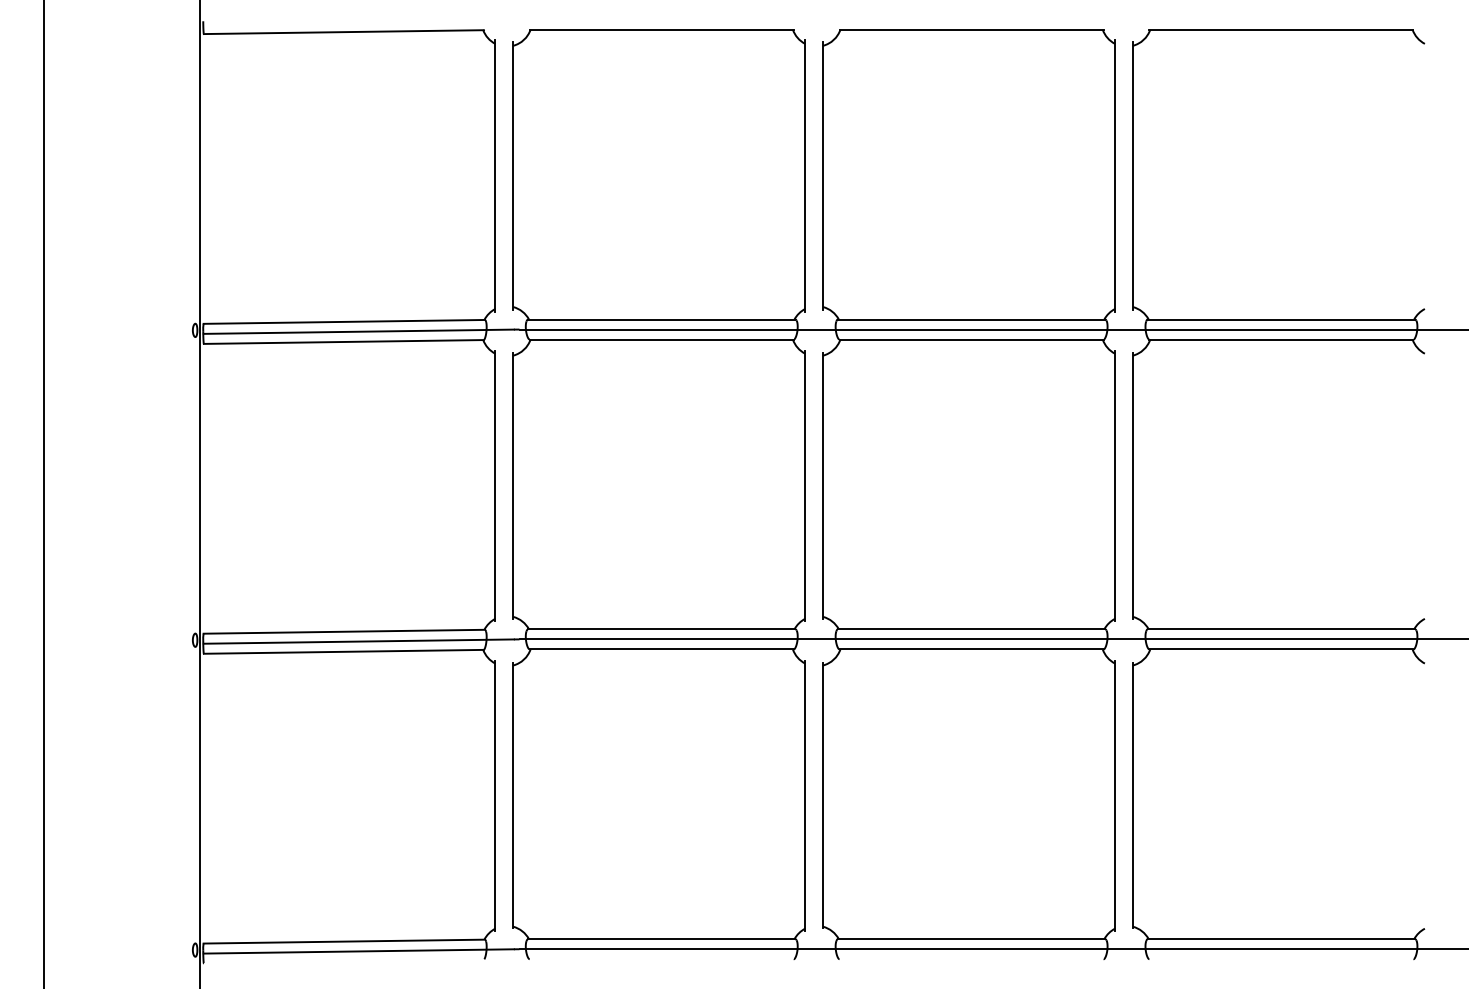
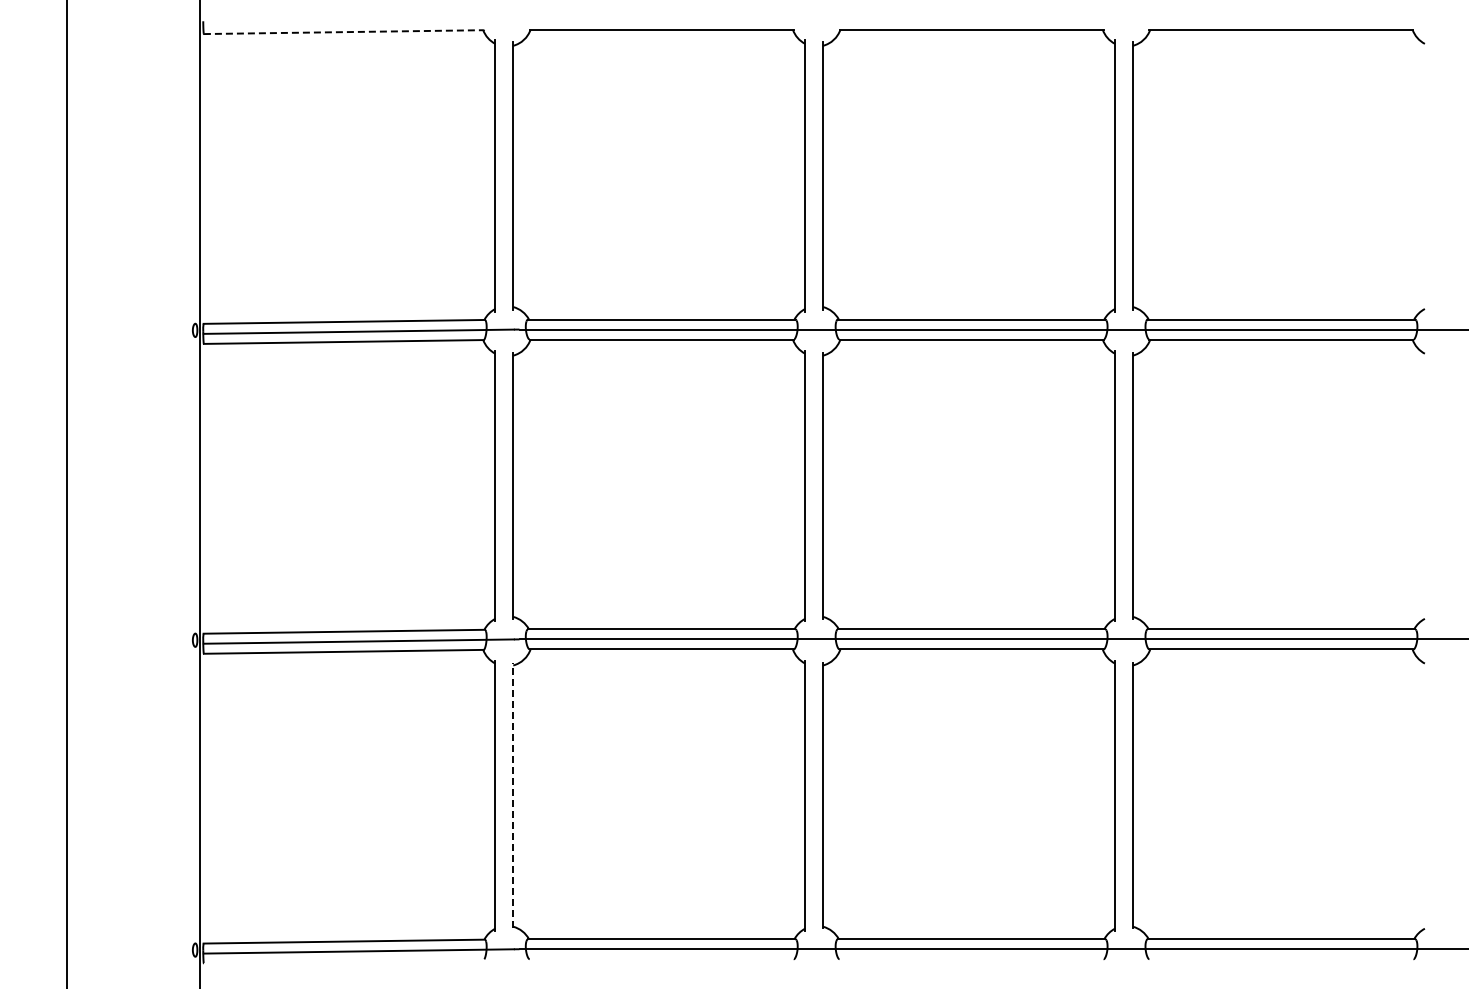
line: solid -> dashed (343, 32)
line position: (44, 493) -> (67, 493) (67, 493)
line: solid -> dashed (513, 795)
